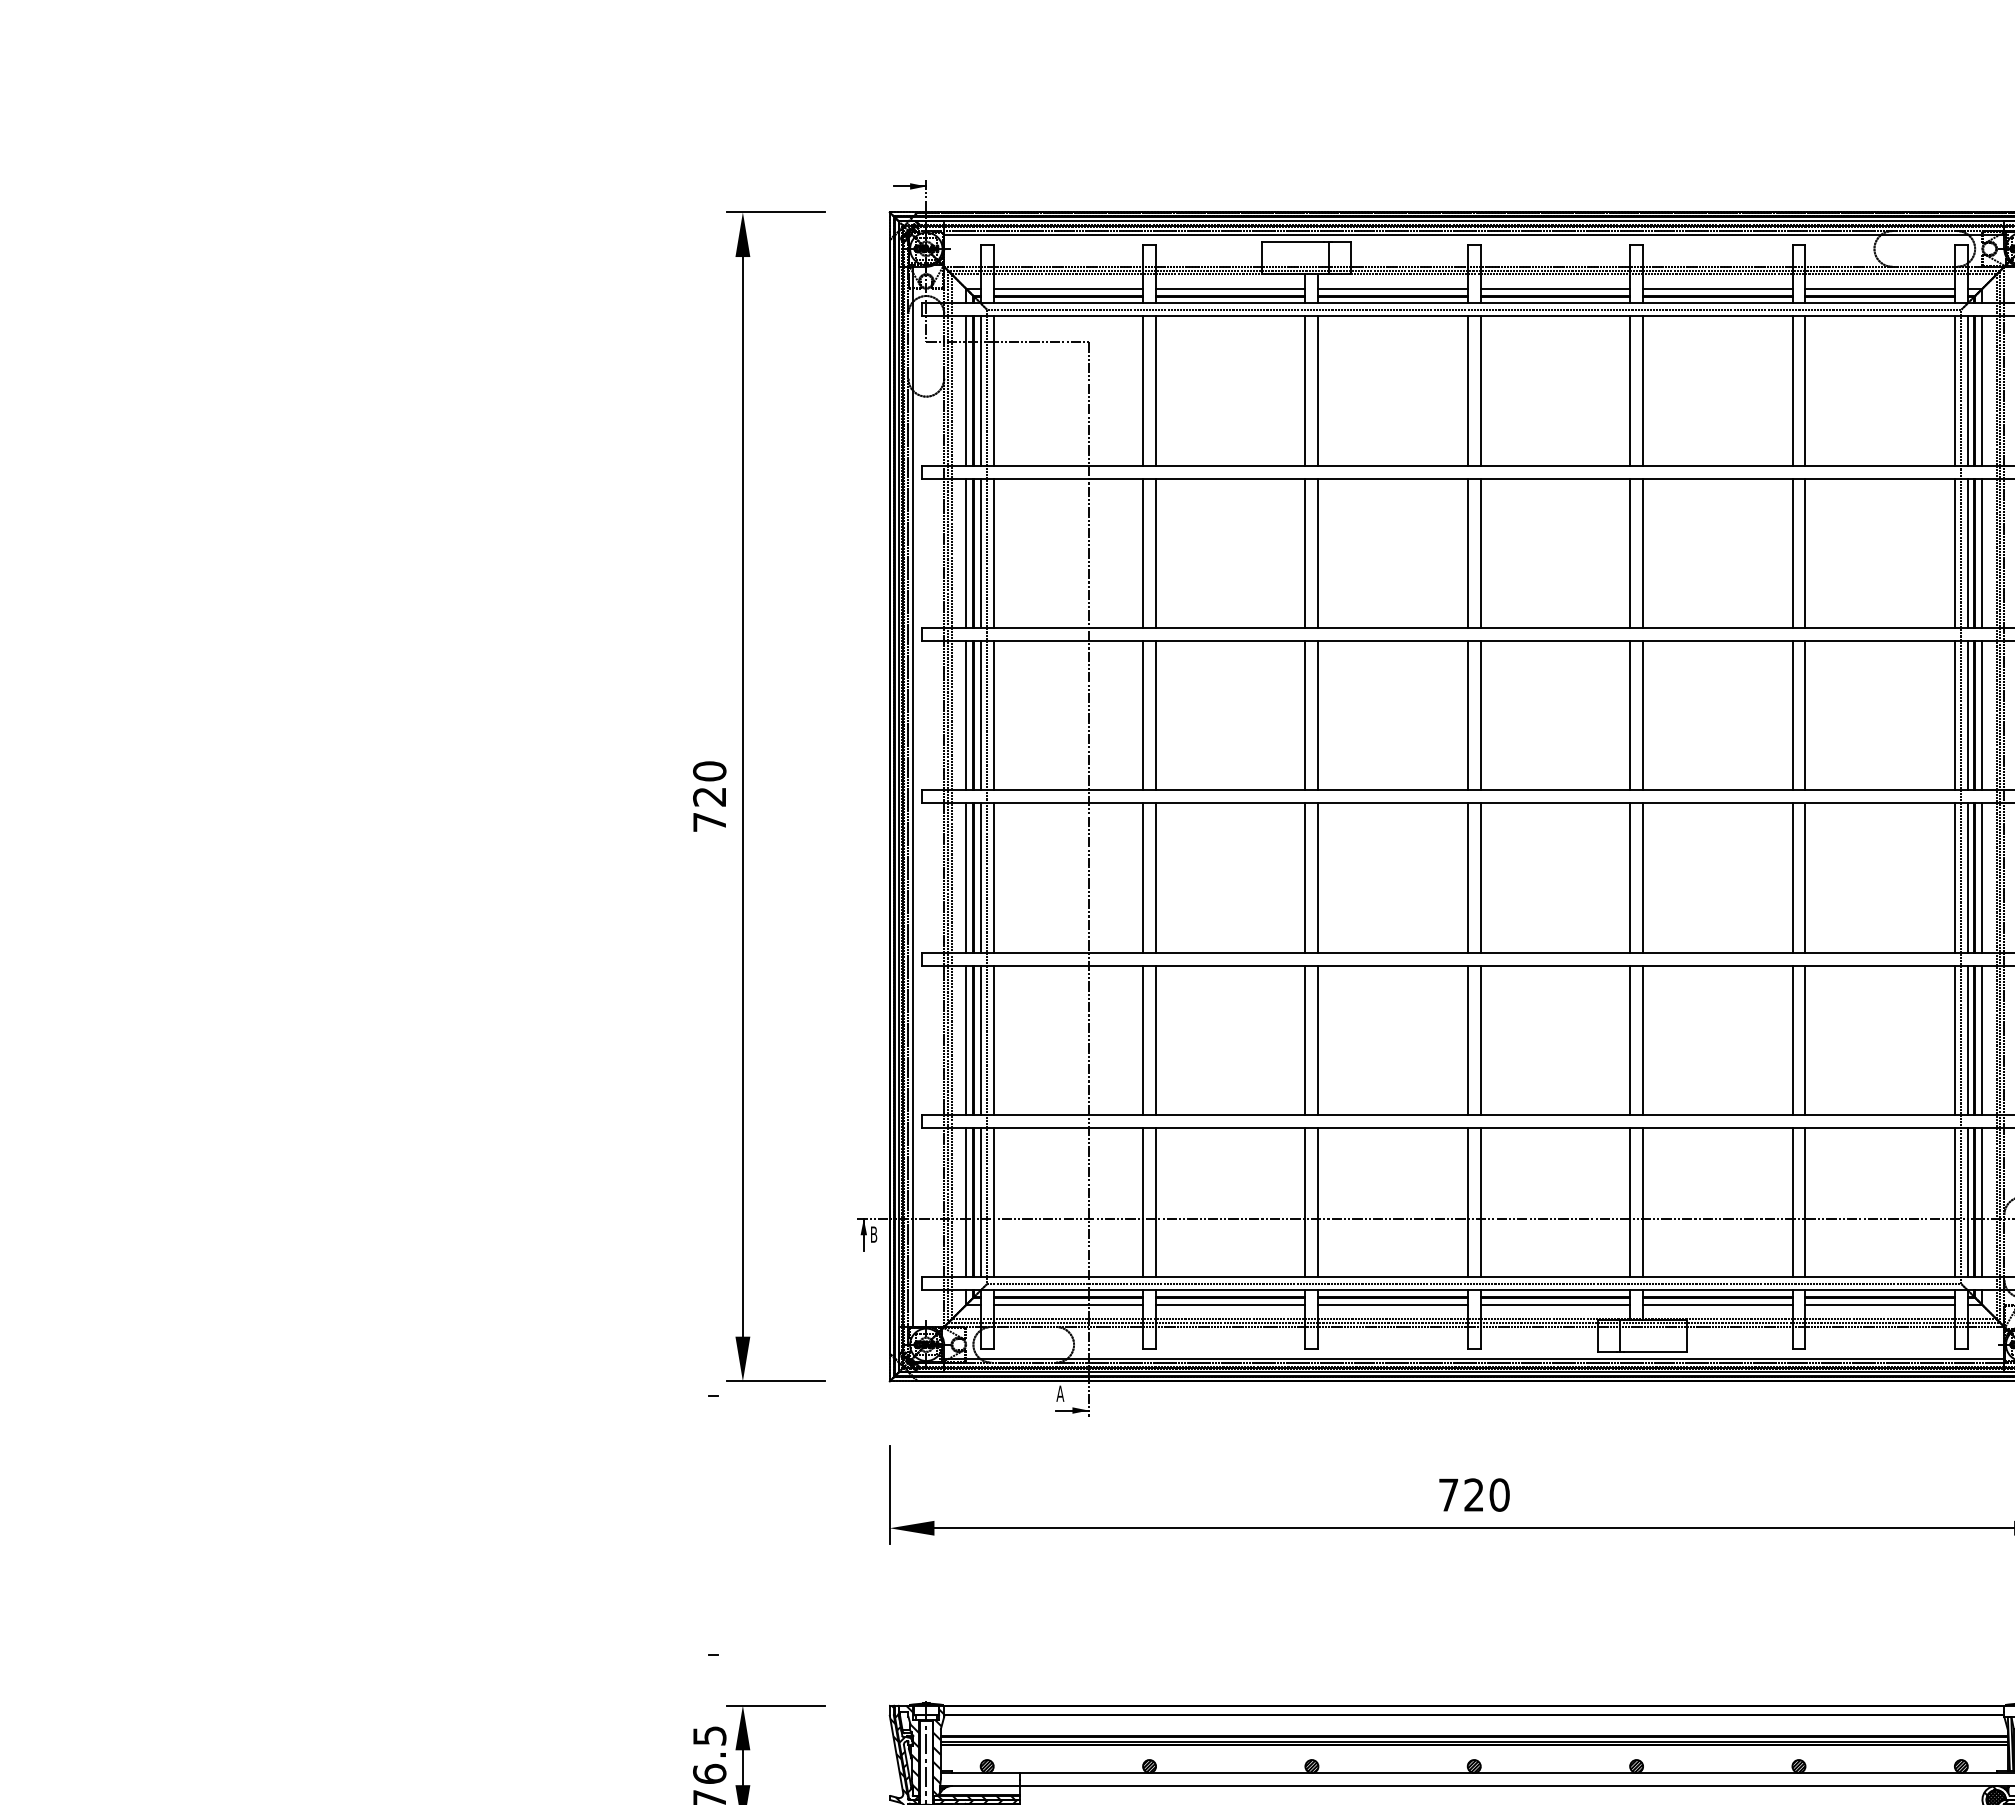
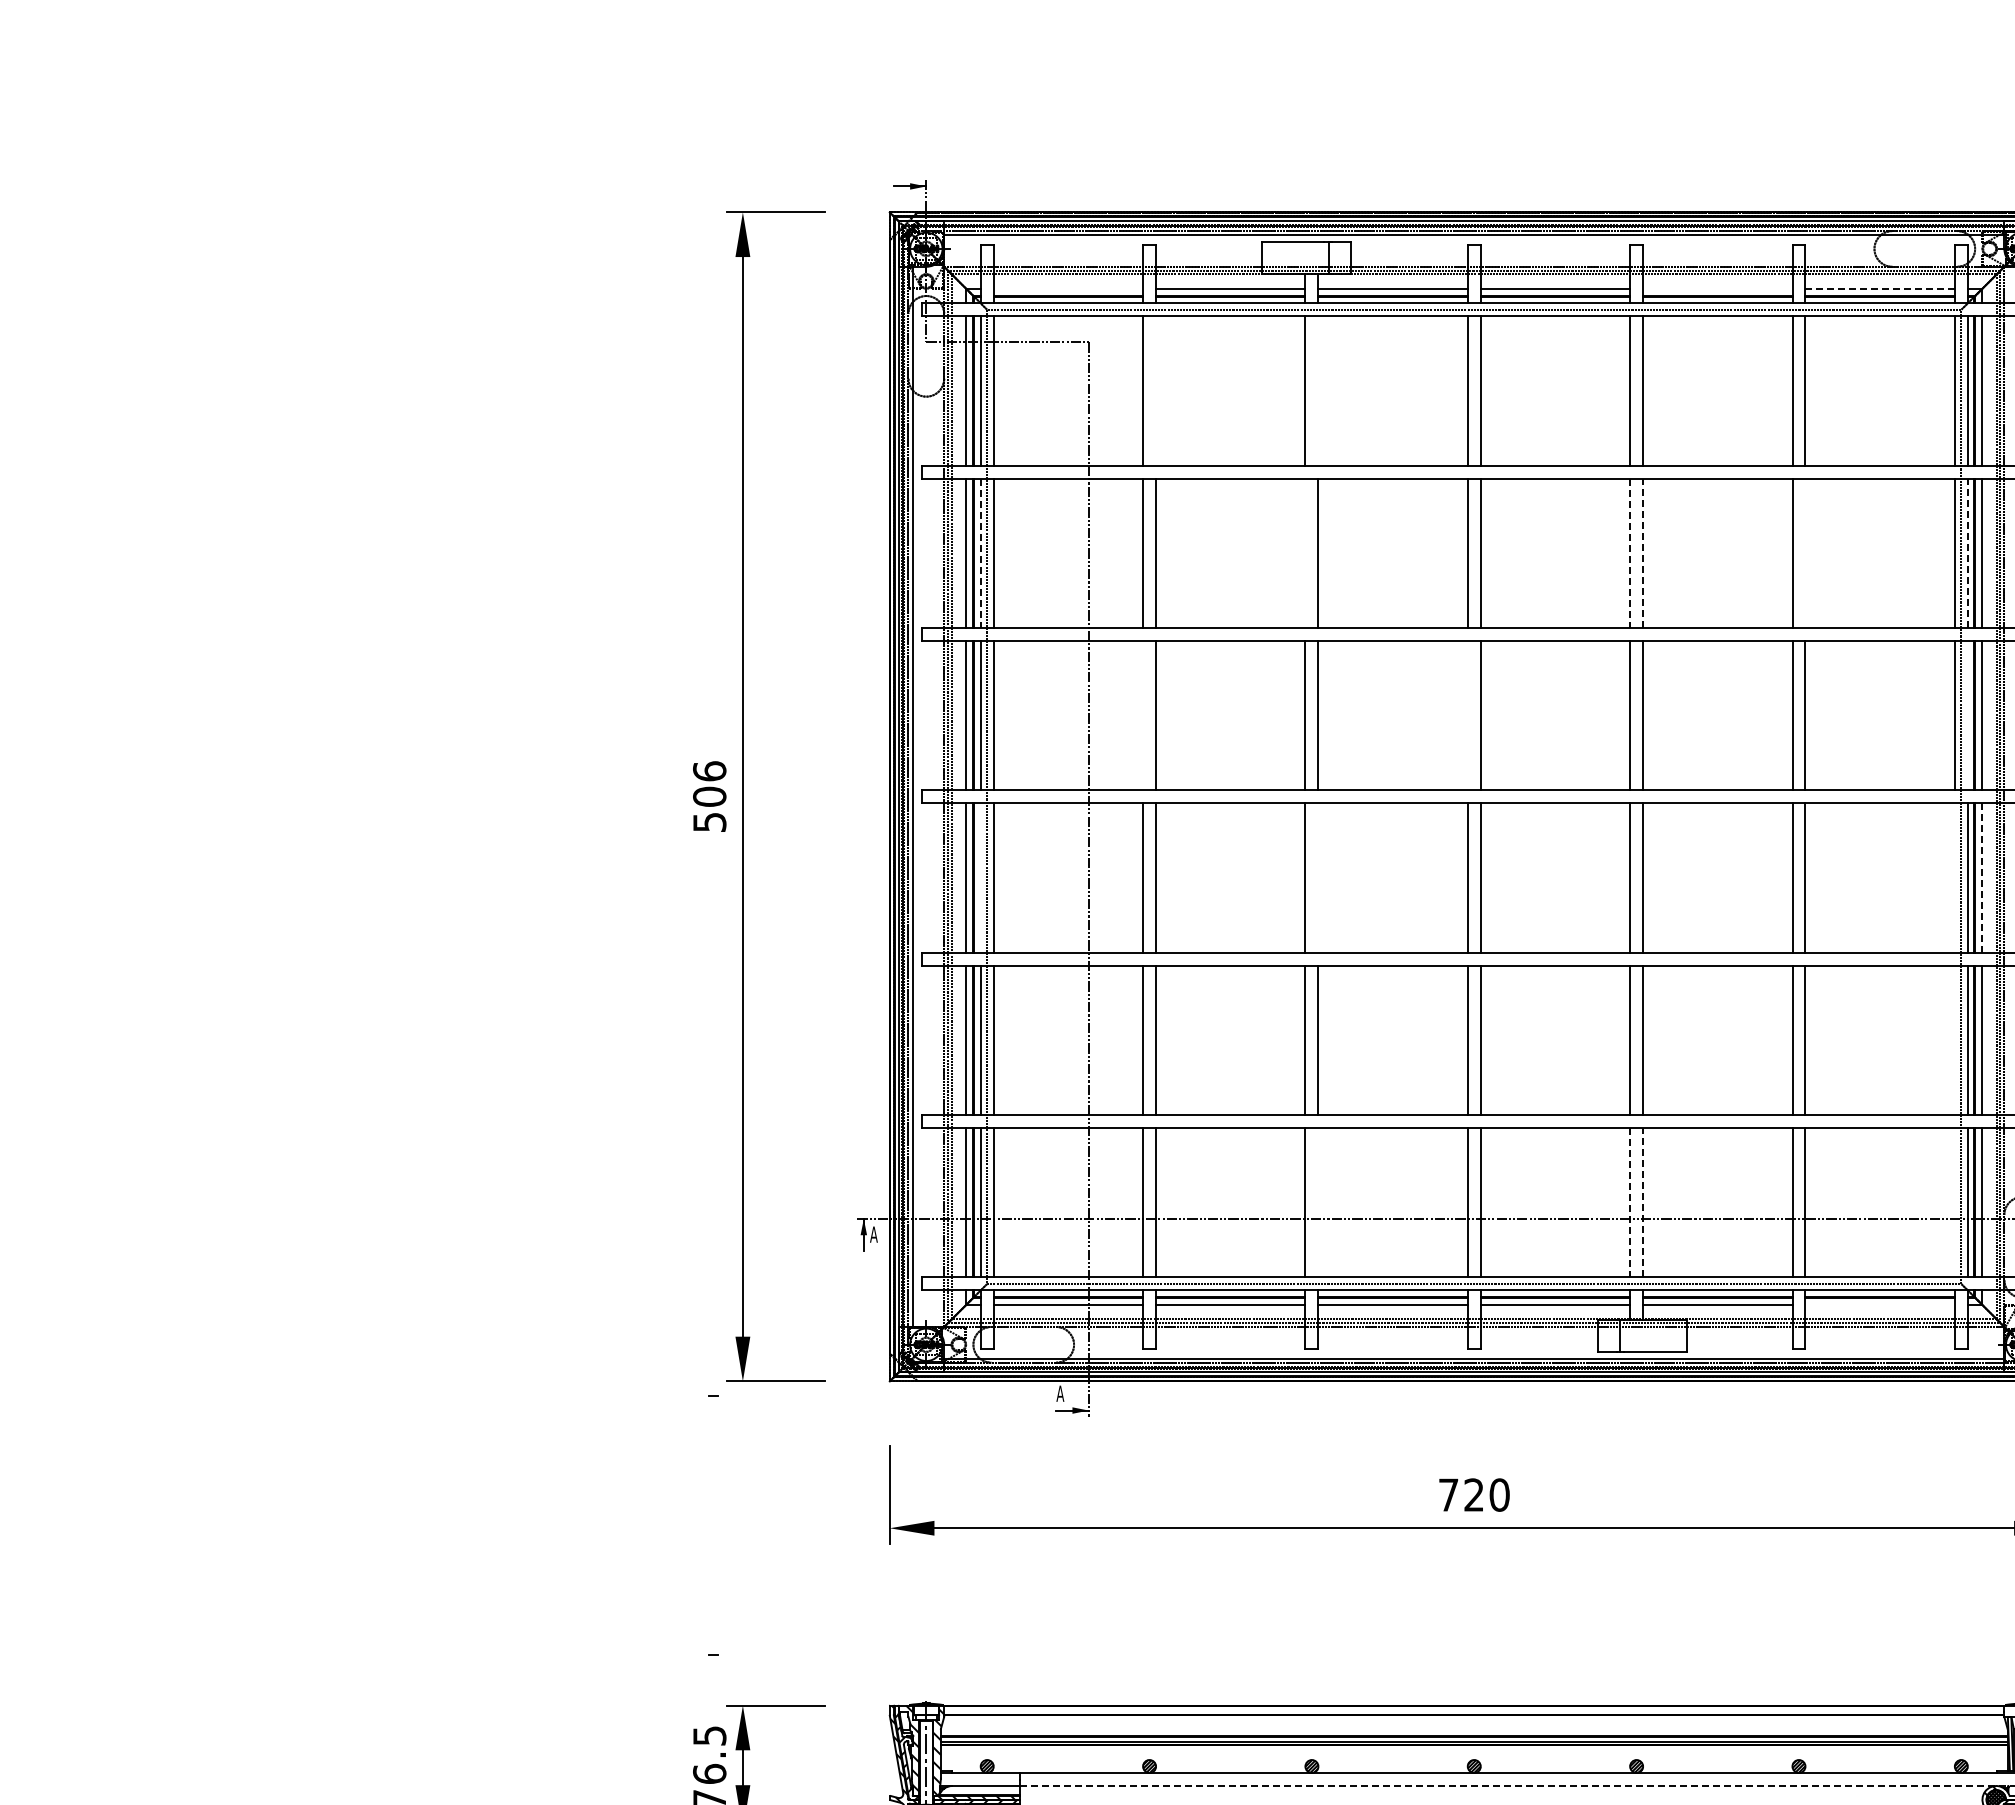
line: present -> none (1068, 288)
line: present -> none (1717, 288)
line: solid -> dashed (1880, 288)
line: present -> none (1156, 390)
line: present -> none (1318, 390)
line: solid -> dashed (980, 553)
line: present -> none (1305, 553)
line: solid -> dashed (1630, 553)
line: solid -> dashed (1643, 553)
line: present -> none (1805, 553)
line: solid -> dashed (1967, 553)
line: present -> none (1143, 715)
line: present -> none (1467, 715)
line: present -> none (1967, 715)
text: 720 -> 506 (709, 796)
line: present -> none (980, 877)
line: present -> none (1318, 877)
line: present -> none (1954, 877)
line: solid -> dashed (1982, 878)
line: present -> none (1954, 1040)
line: present -> none (1318, 1202)
line: solid -> dashed (1630, 1202)
line: solid -> dashed (1643, 1202)
line: present -> none (1954, 1202)
text: B -> A (873, 1234)
line: present -> none (1879, 1305)
line: solid -> dashed (1517, 1786)
